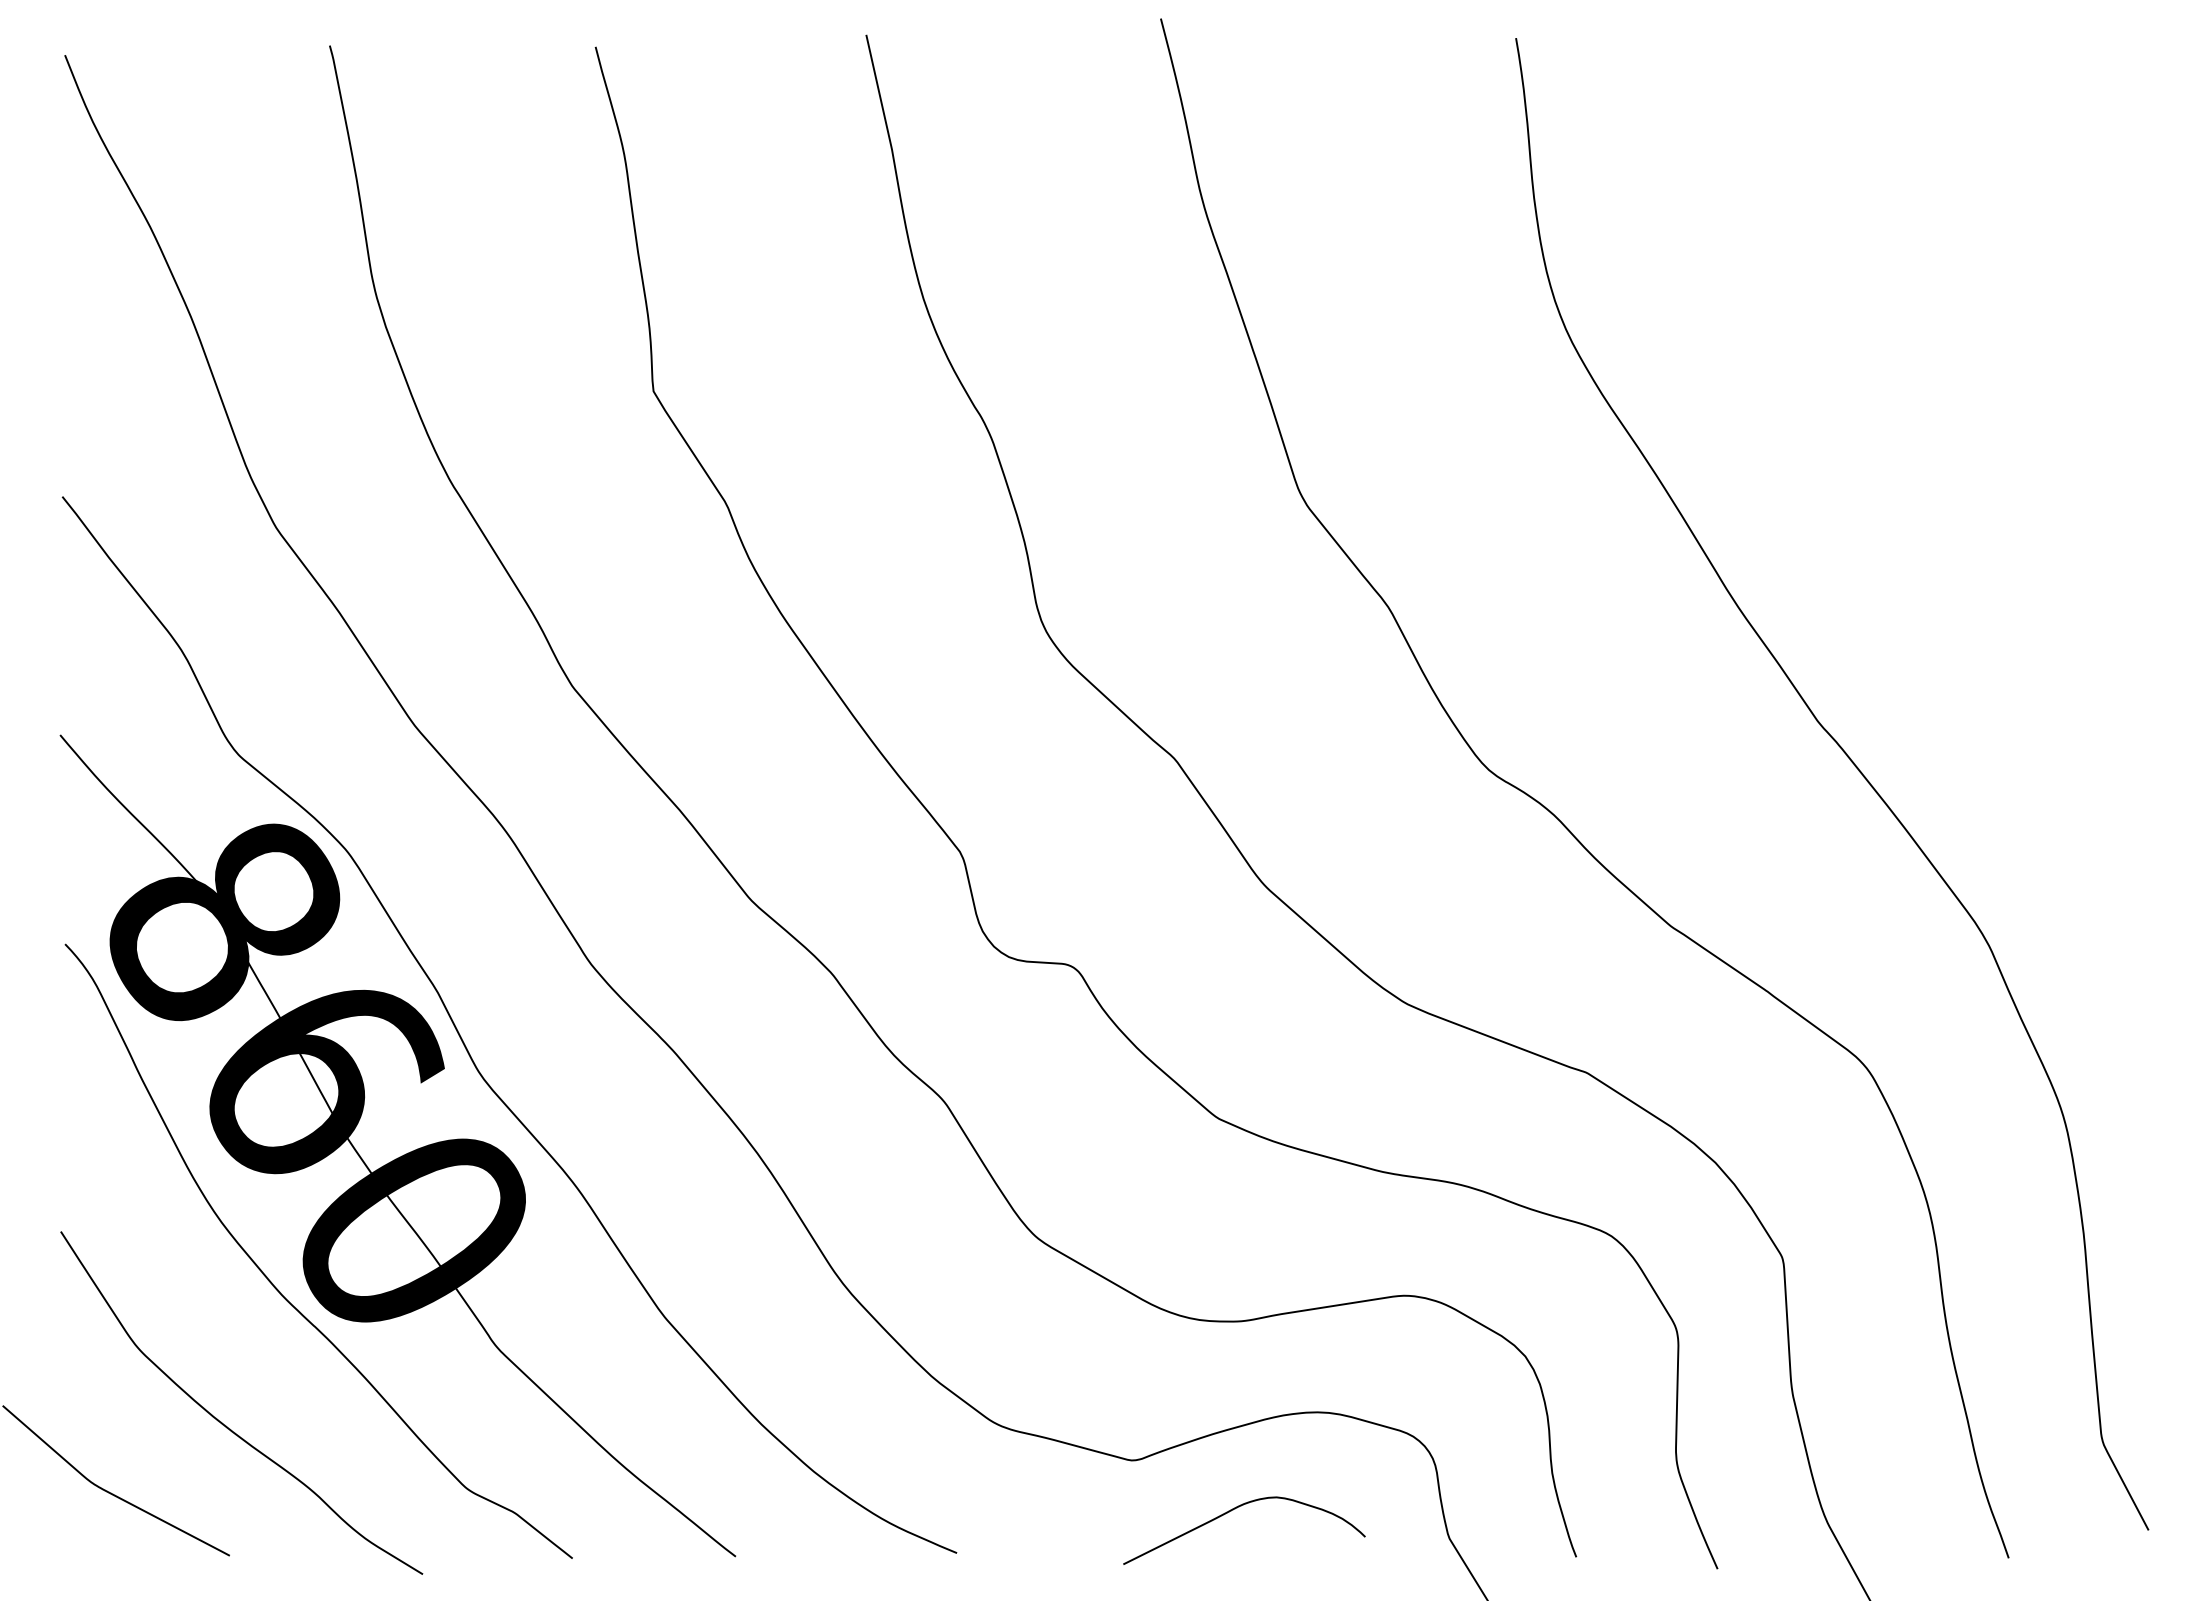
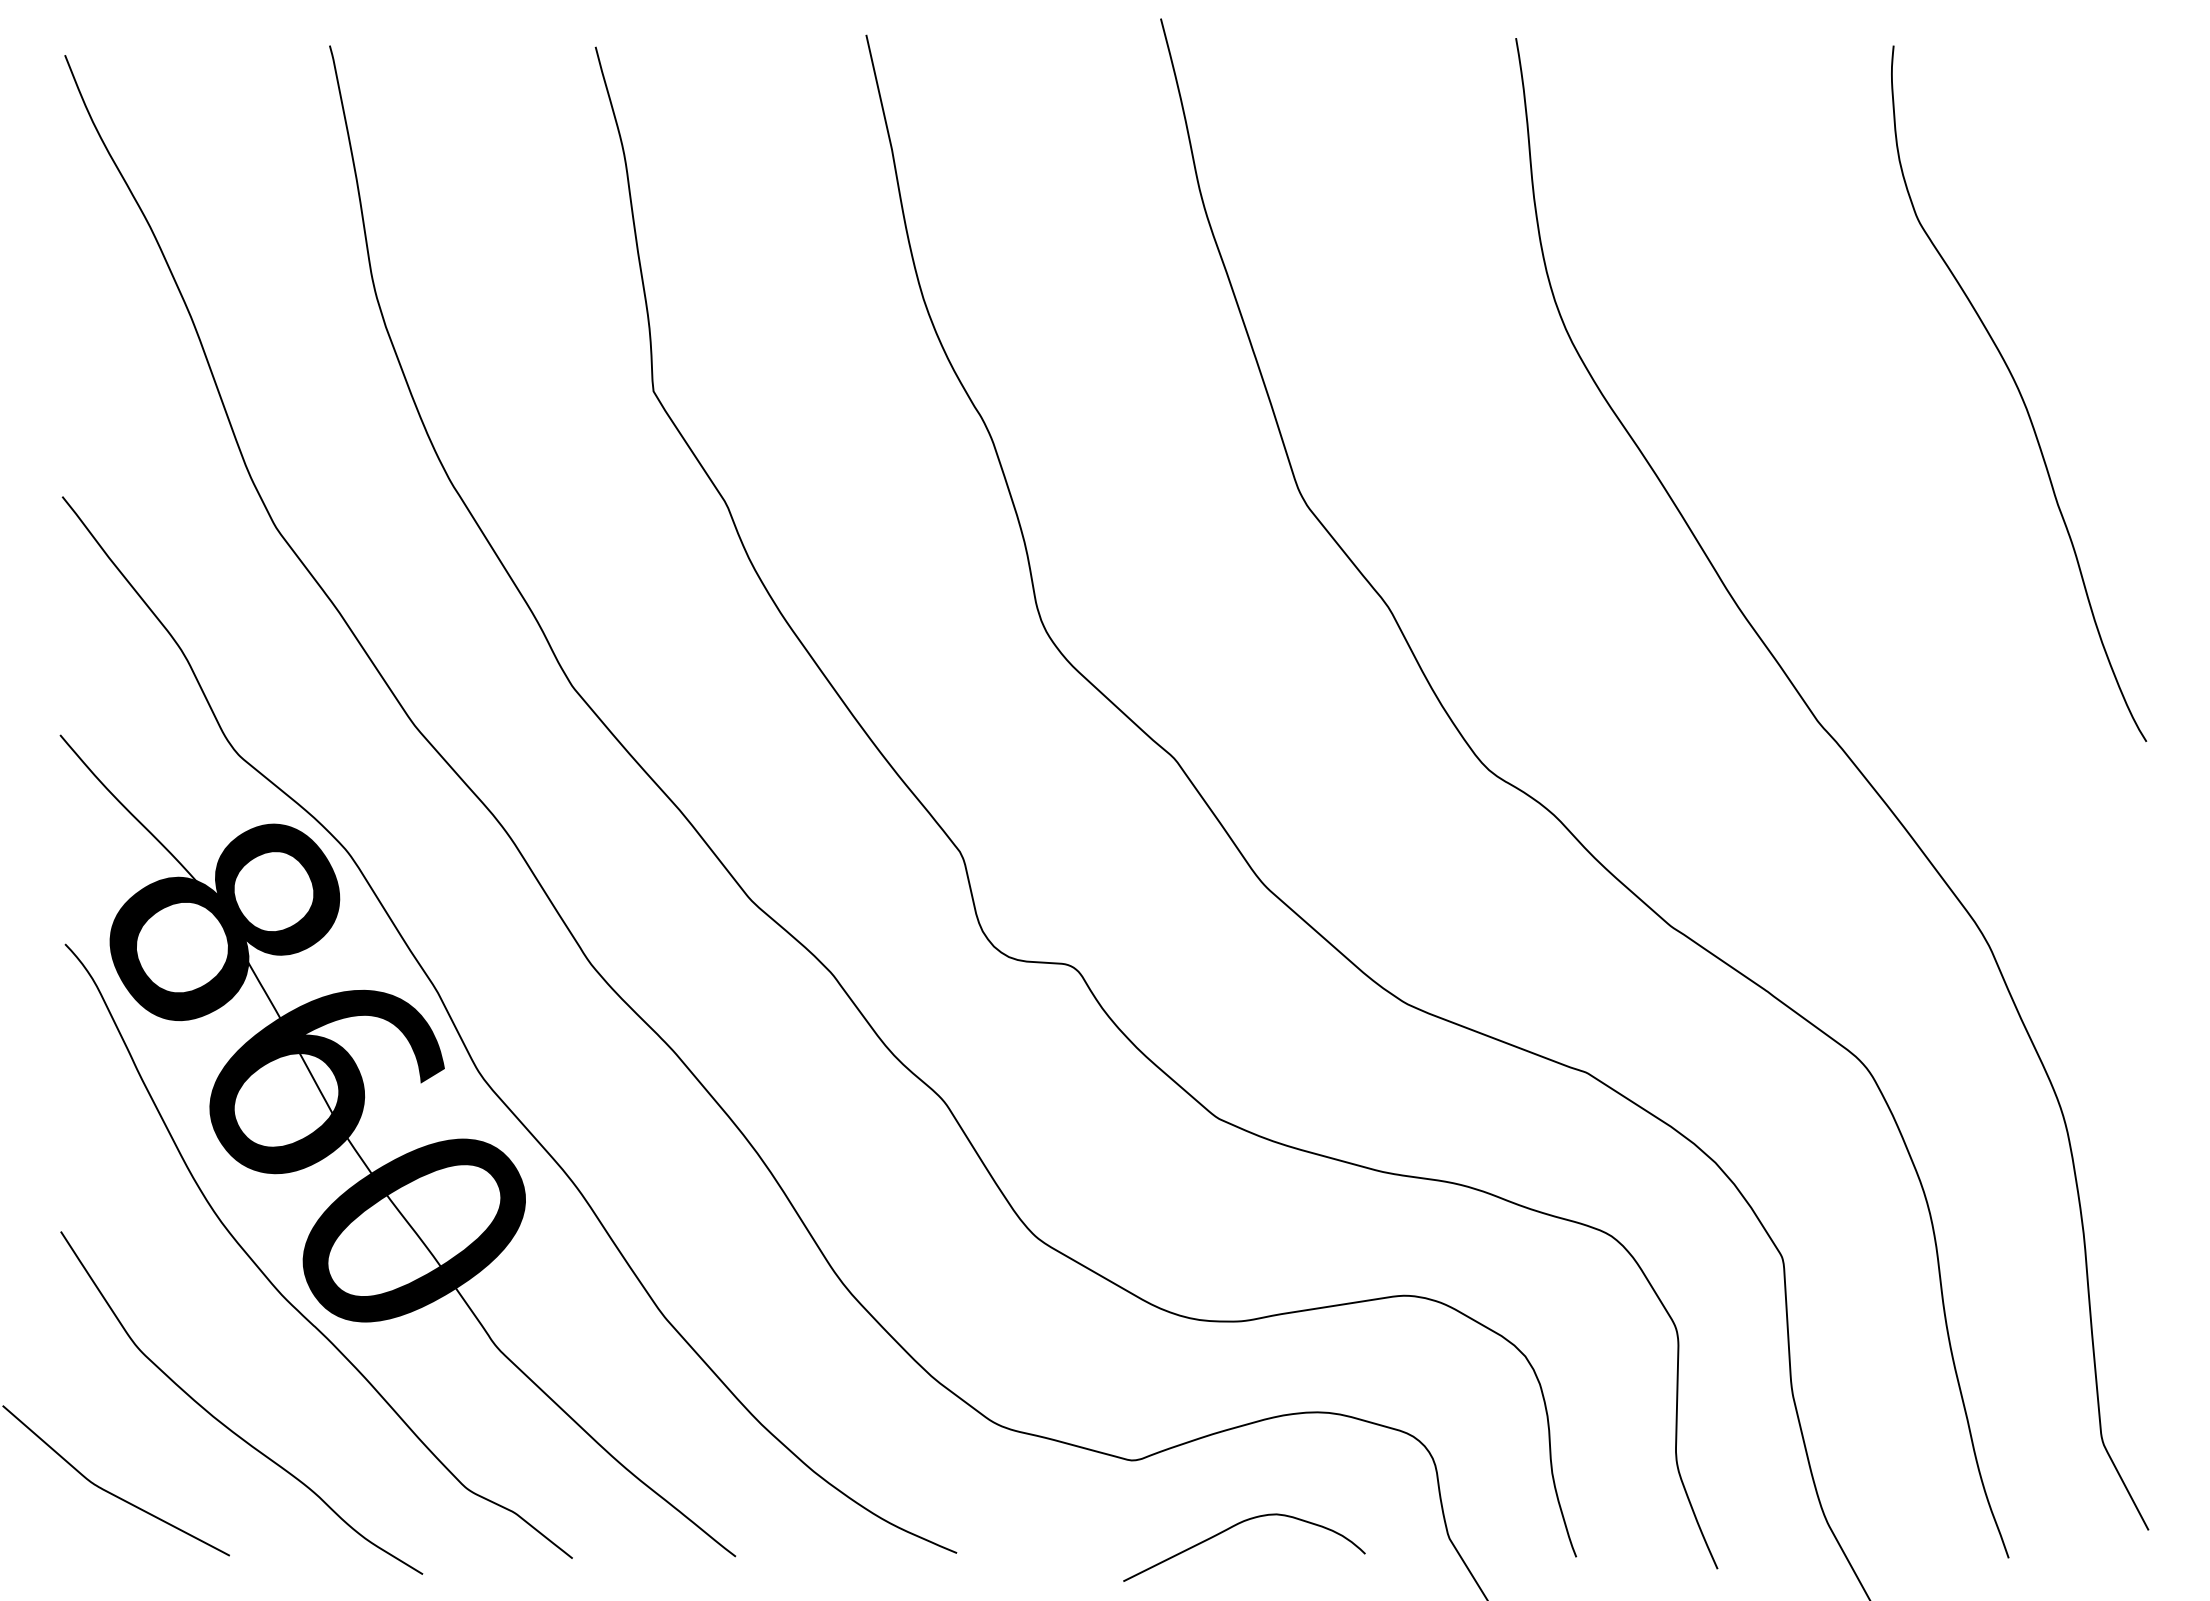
curve: none -> present (2019, 393)
curve position: (1233, 1510) -> (1233, 1527) (1233, 1527)
